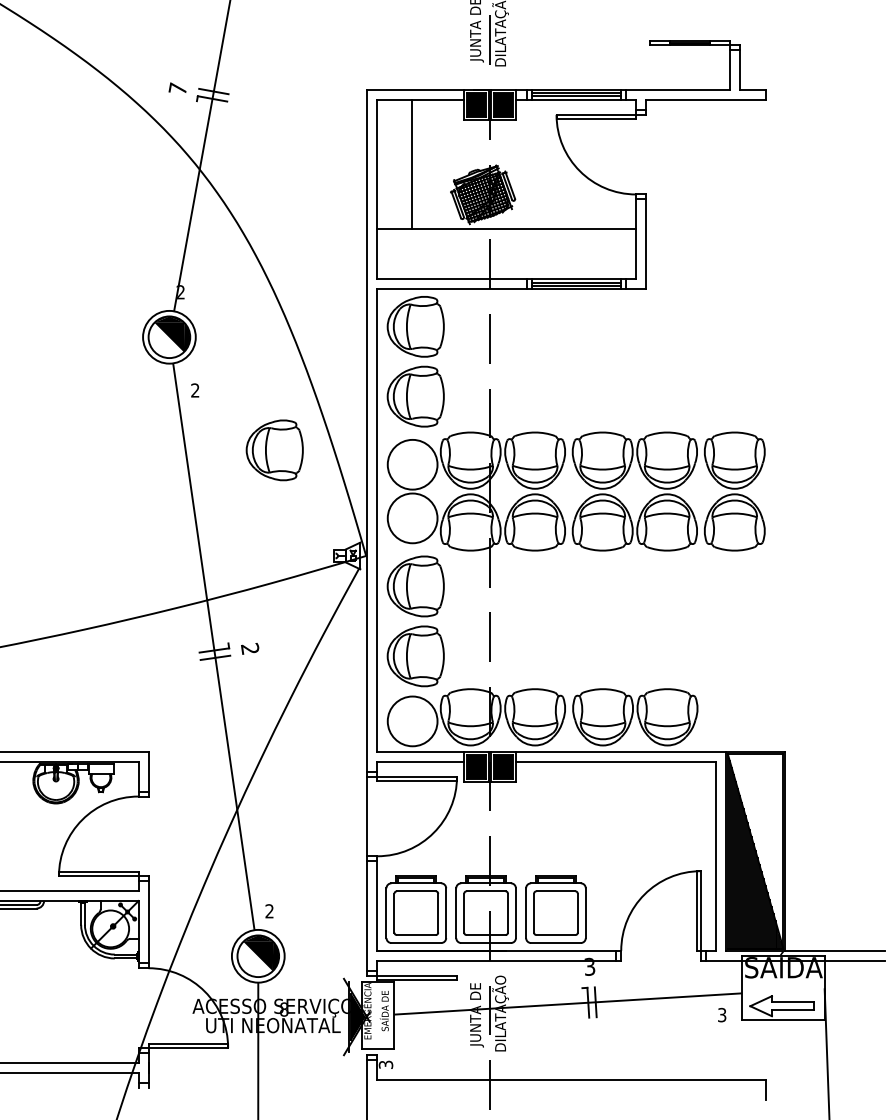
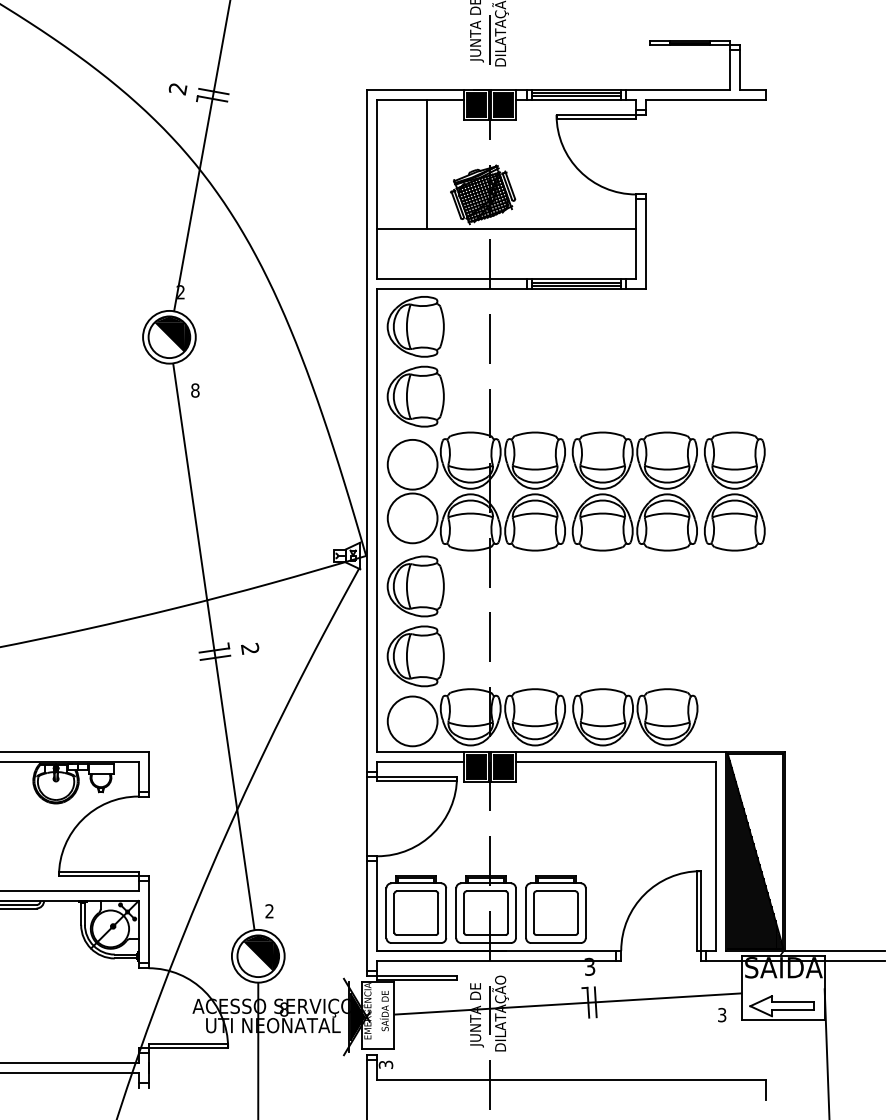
text: 7 -> 2 (177, 88)
line position: (412, 164) -> (427, 164) (427, 164)
text: 2 -> 8 (195, 390)
part: present -> none (274, 450)
